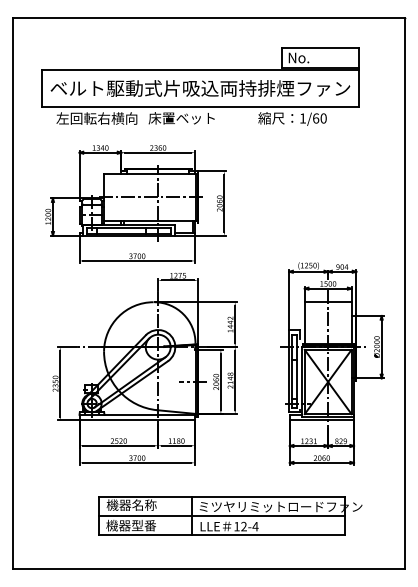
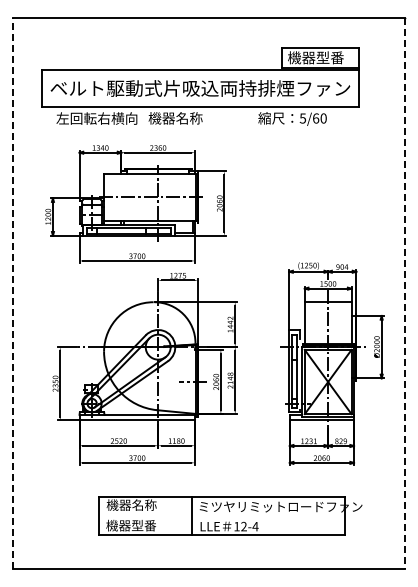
text: No. -> 機器型番 (315, 57)
text: 床置ベット -> 機器名称 (181, 118)
text: 1/60 -> 5/60 (302, 118)
line: solid -> dashed (12, 293)
line: solid -> dashed (405, 293)
line: present -> none (221, 515)
